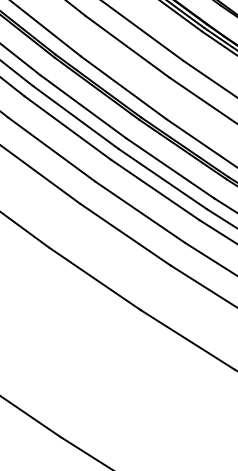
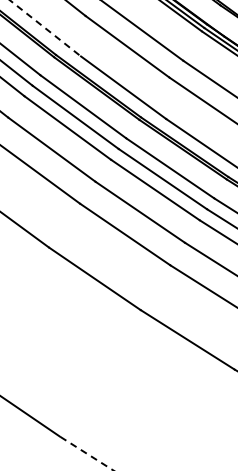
line: solid -> dashed (45, 28)
line: solid -> dashed (86, 453)
